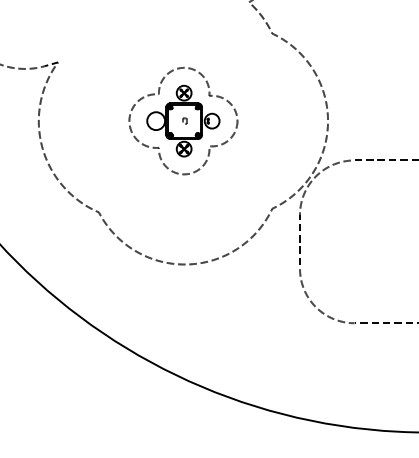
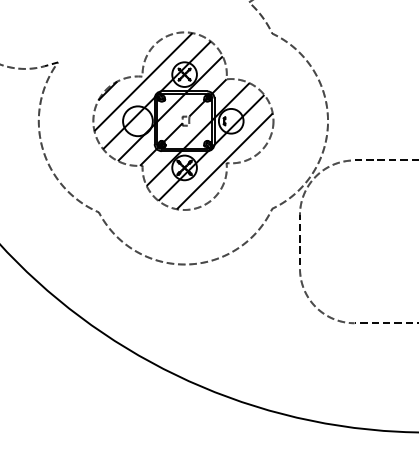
part size: 111x109 px -> 183x180 px (183, 120)
